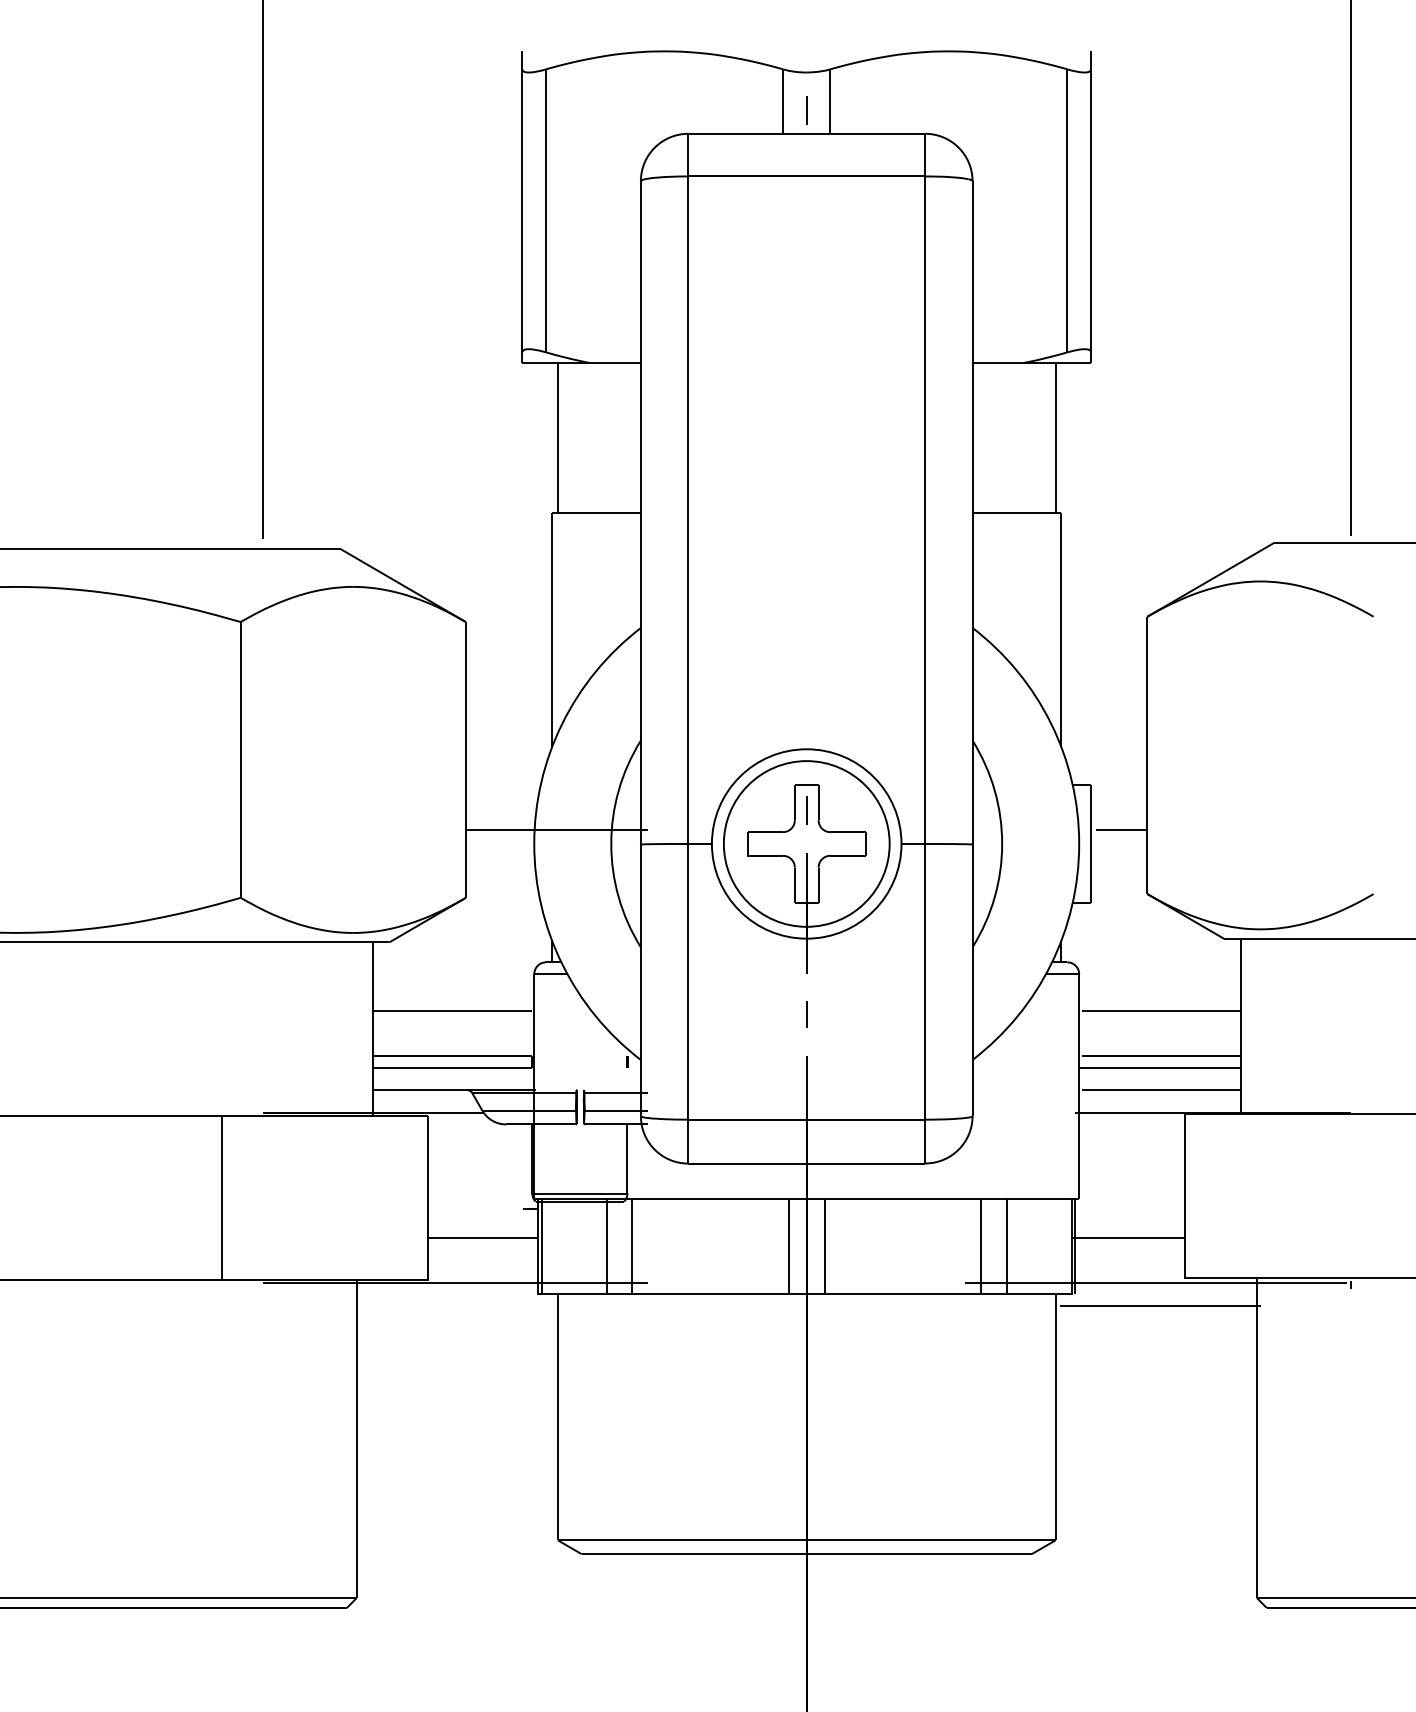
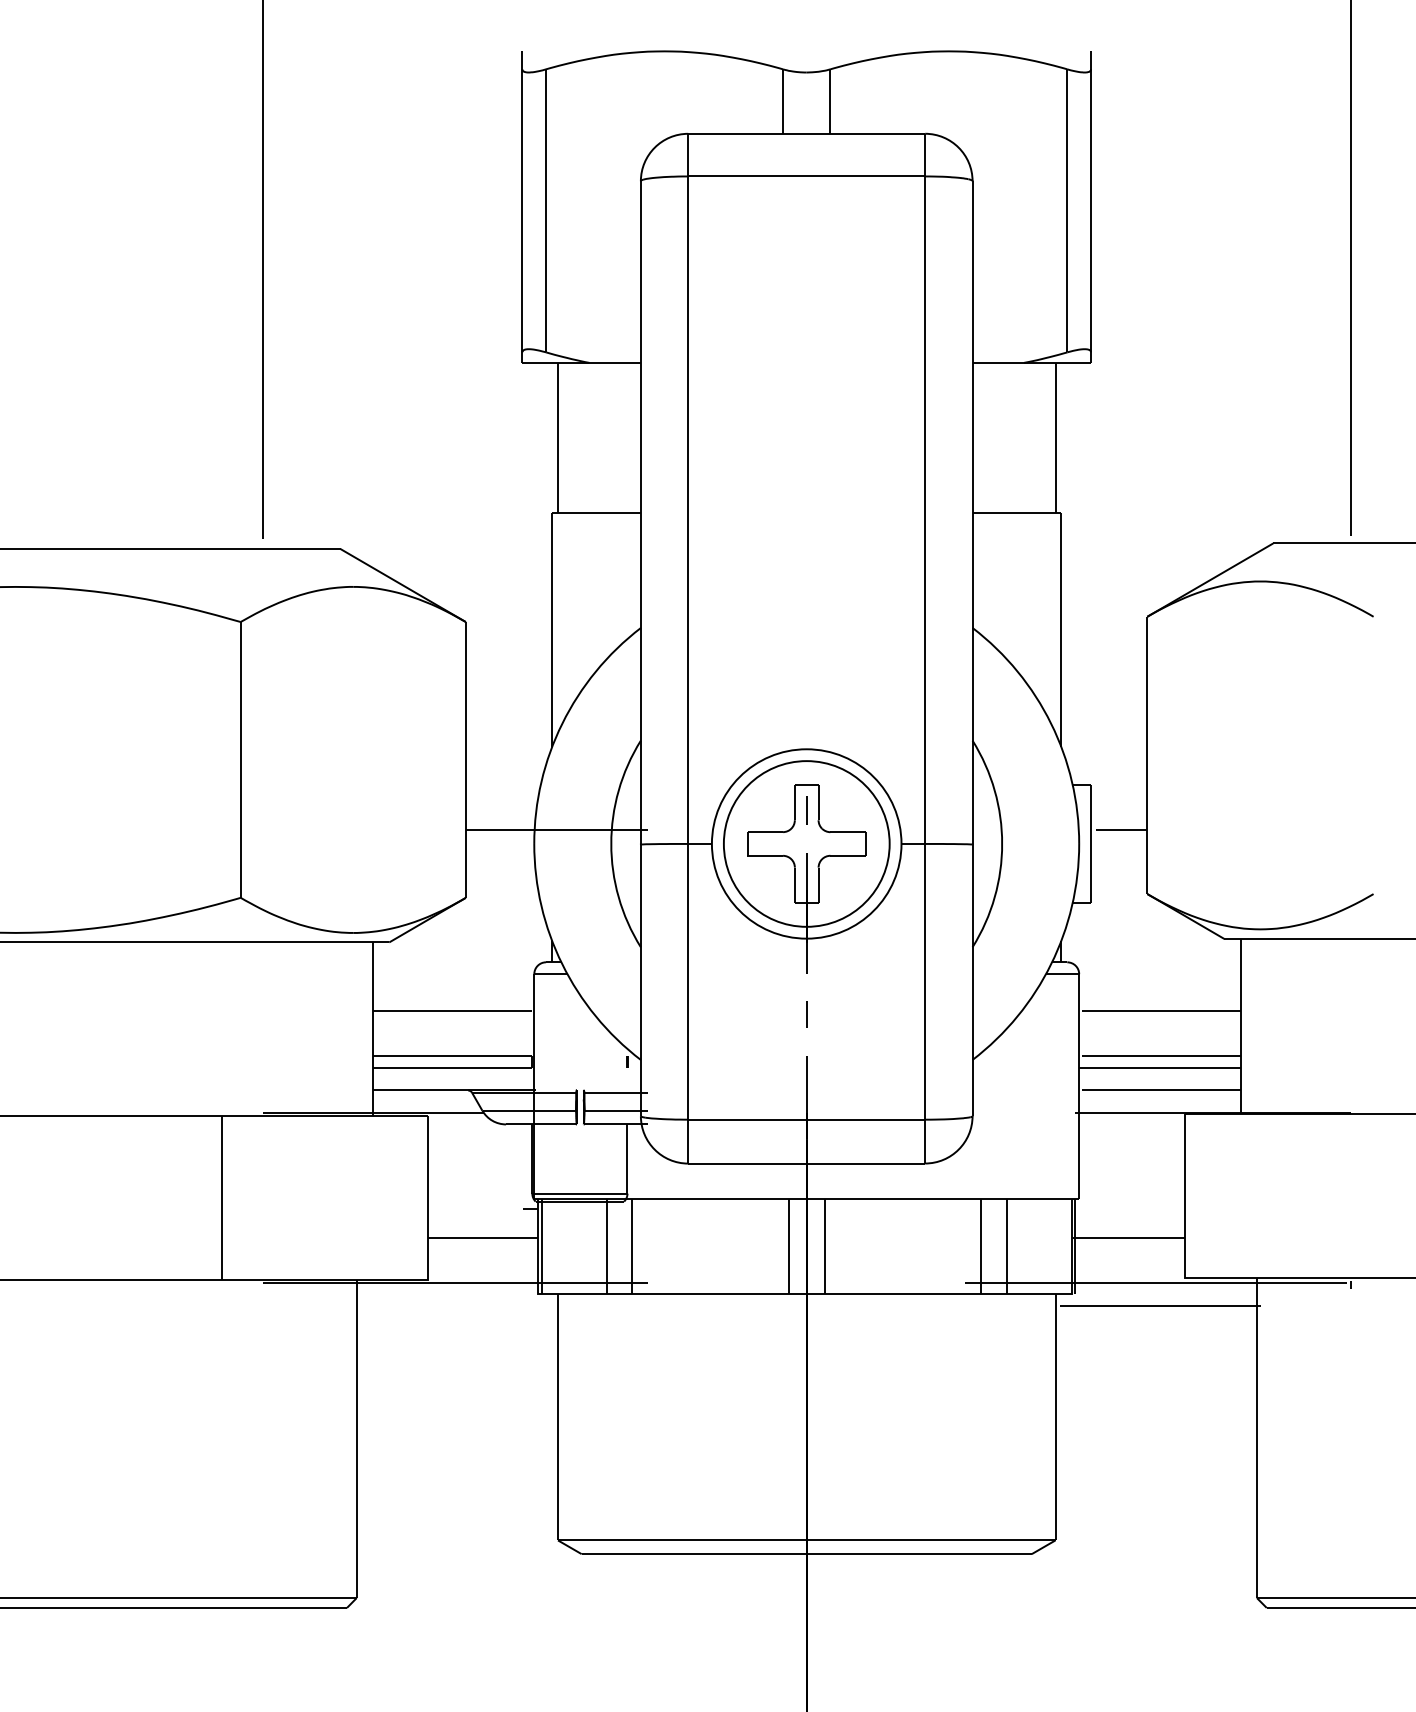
line: present -> none (806, 110)
